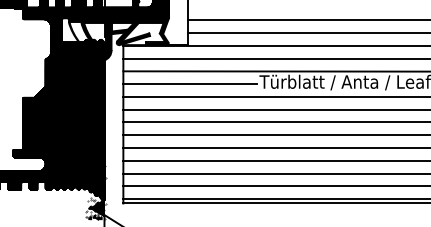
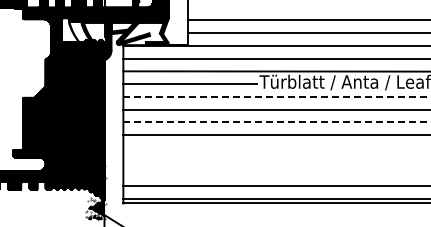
line: solid -> dashed (277, 96)
line: solid -> dashed (277, 122)
line: present -> none (275, 148)
line: present -> none (275, 160)
line: present -> none (275, 173)
